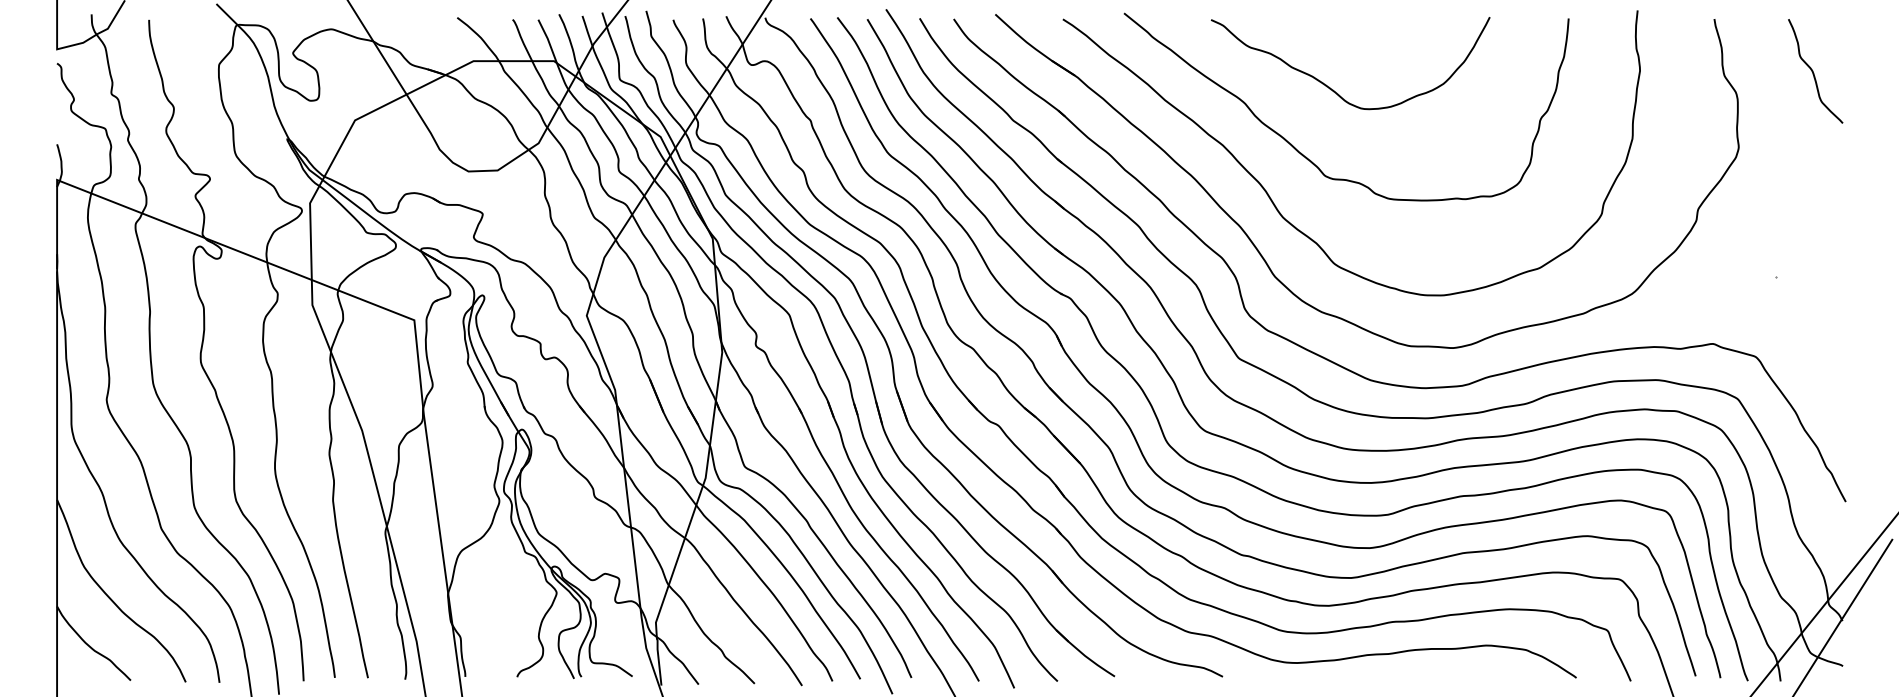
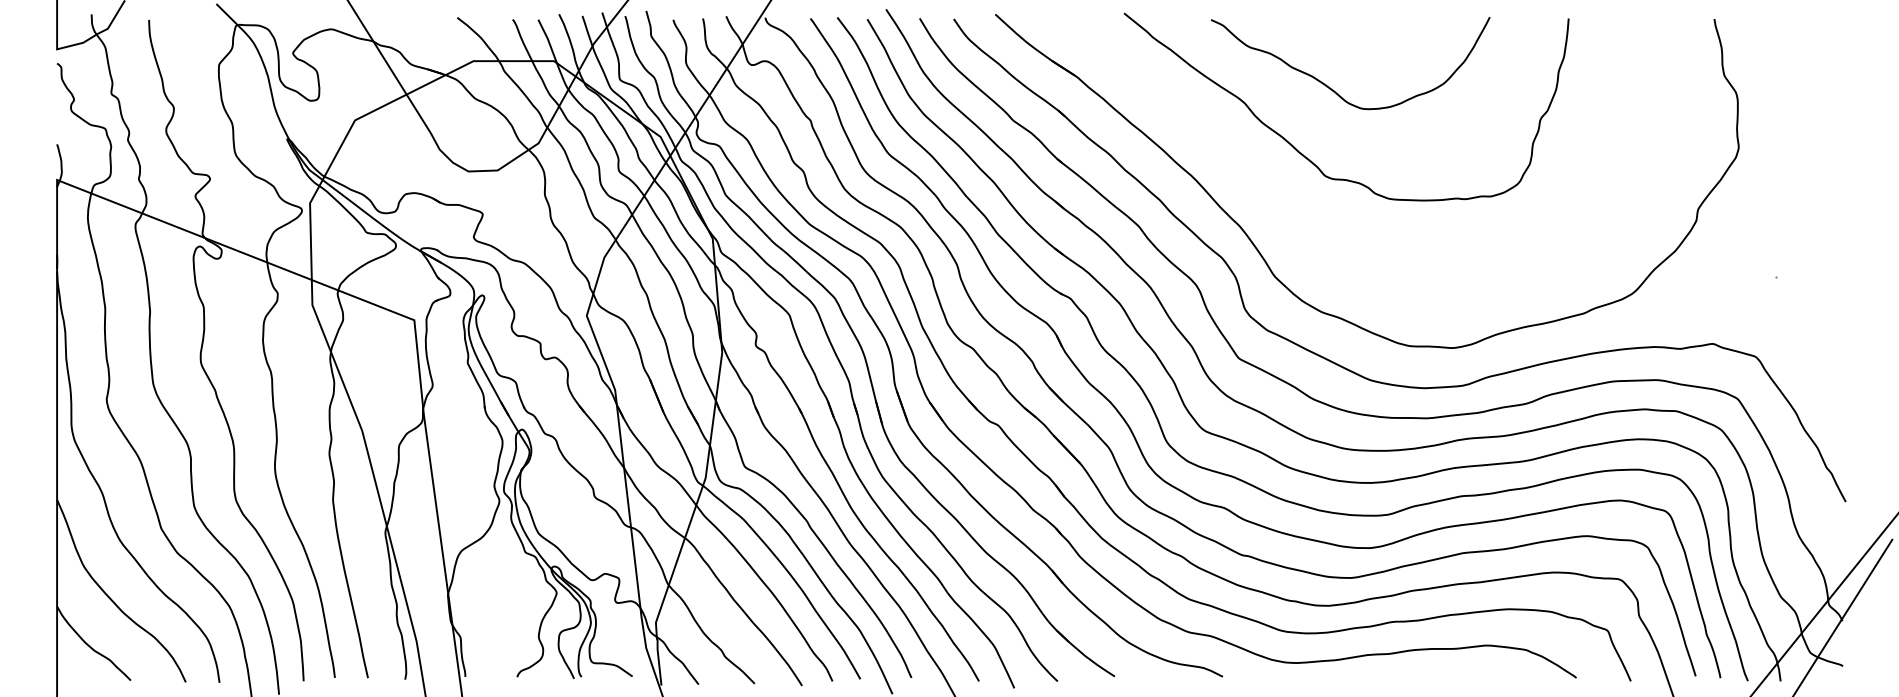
curve: present -> none (1813, 71)
curve: present -> none (1275, 204)
